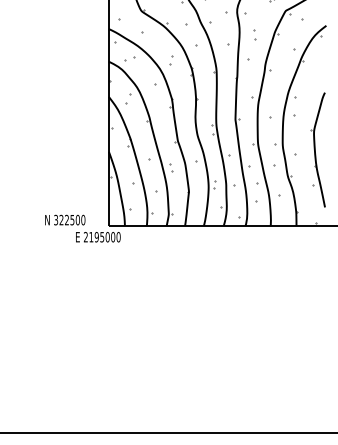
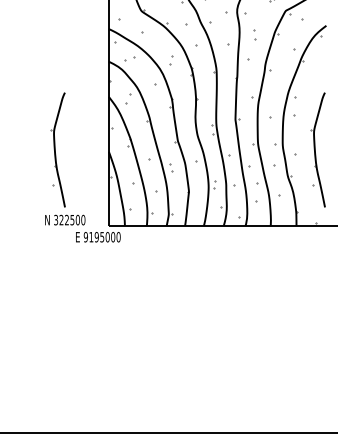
part: none -> present (57, 149)
text: 2195000 -> 9195000 (85, 237)
